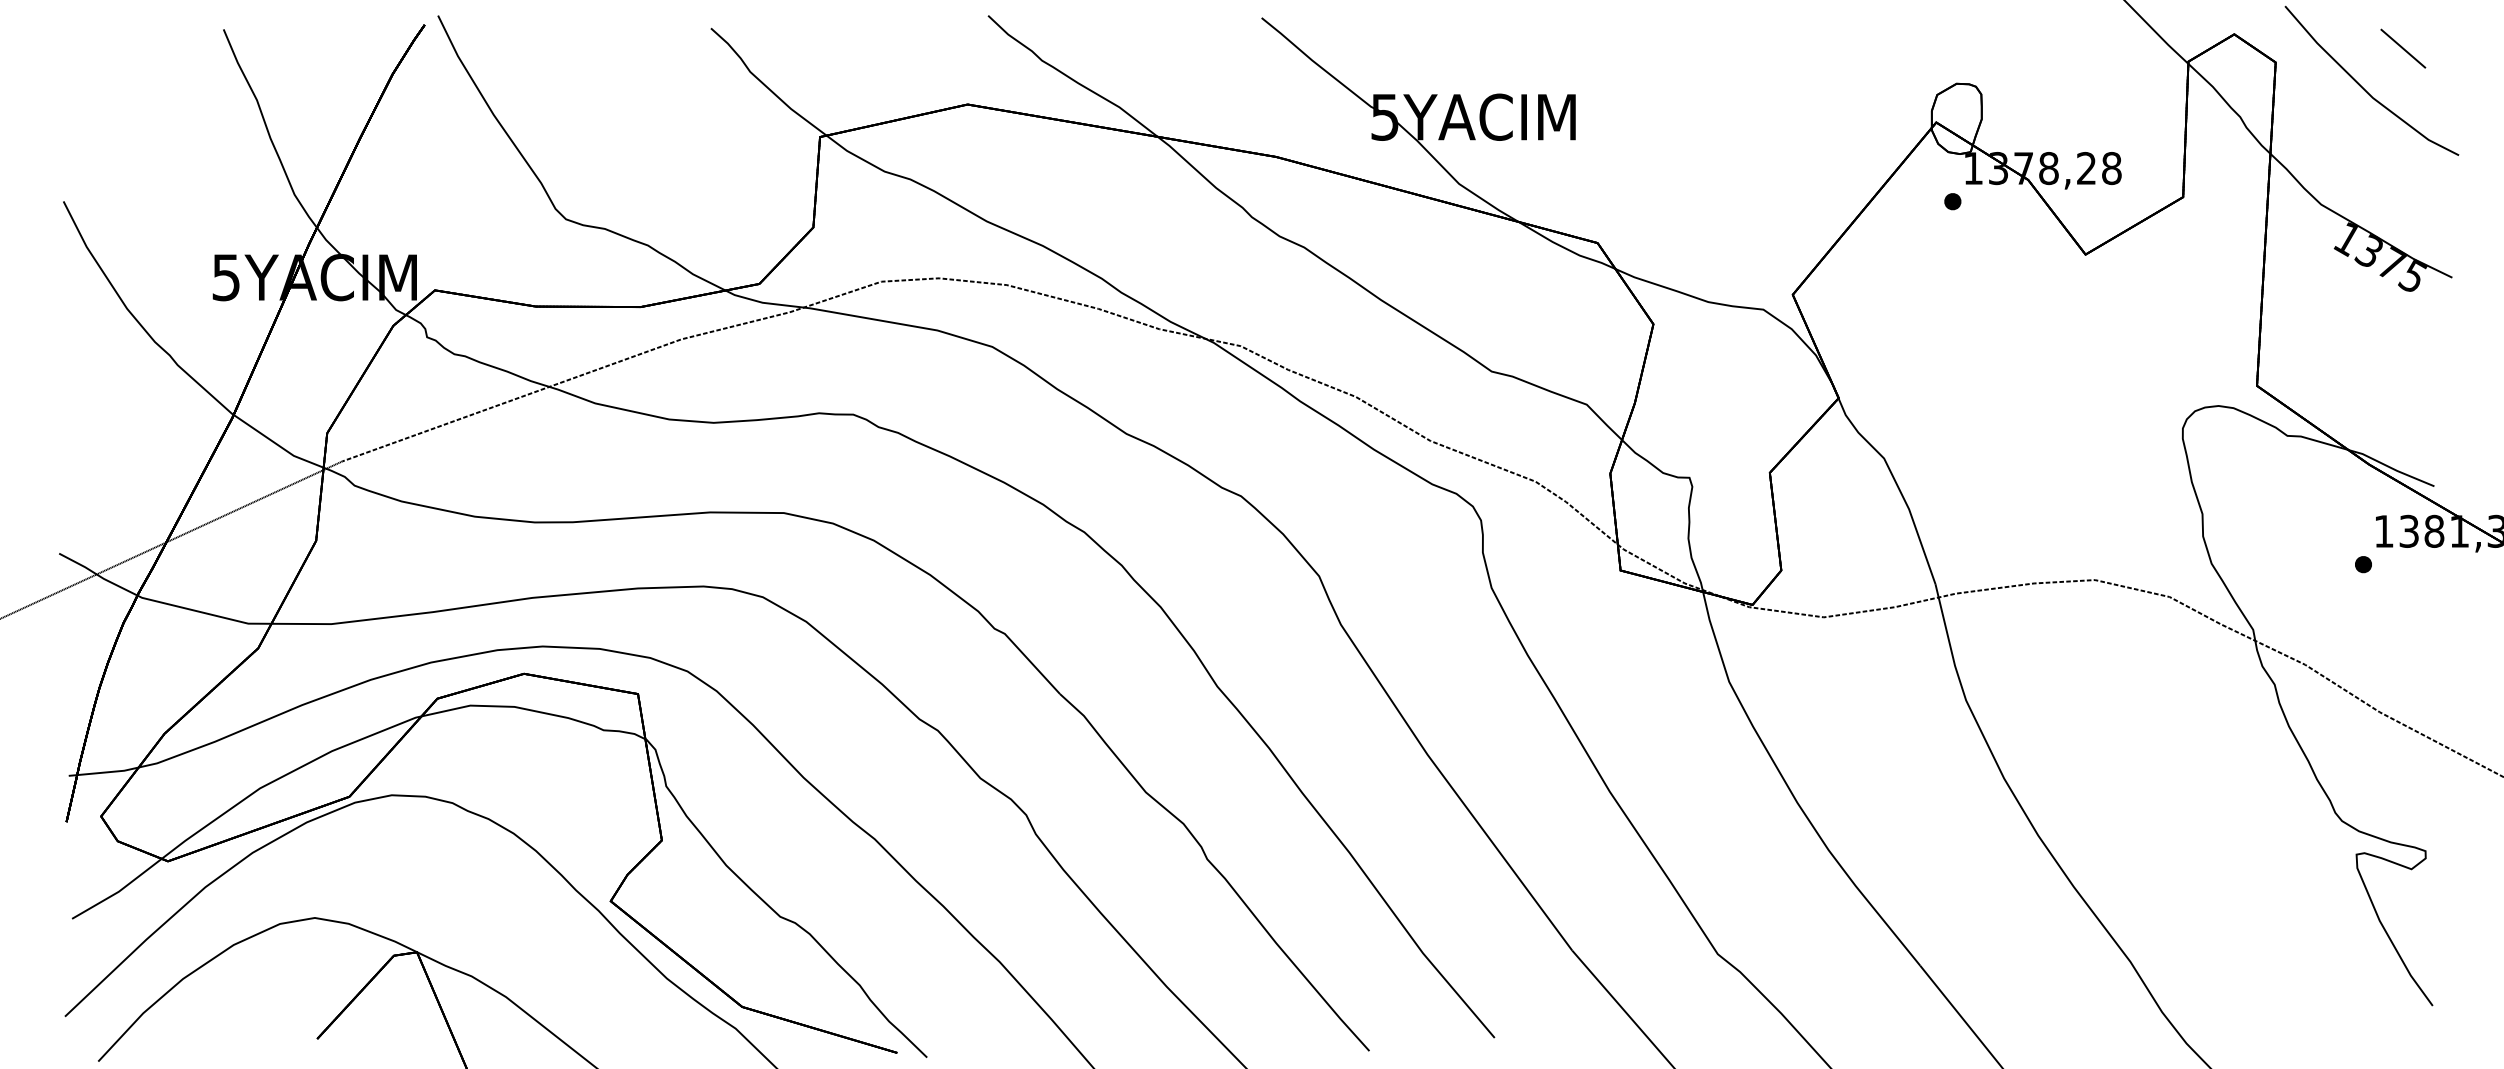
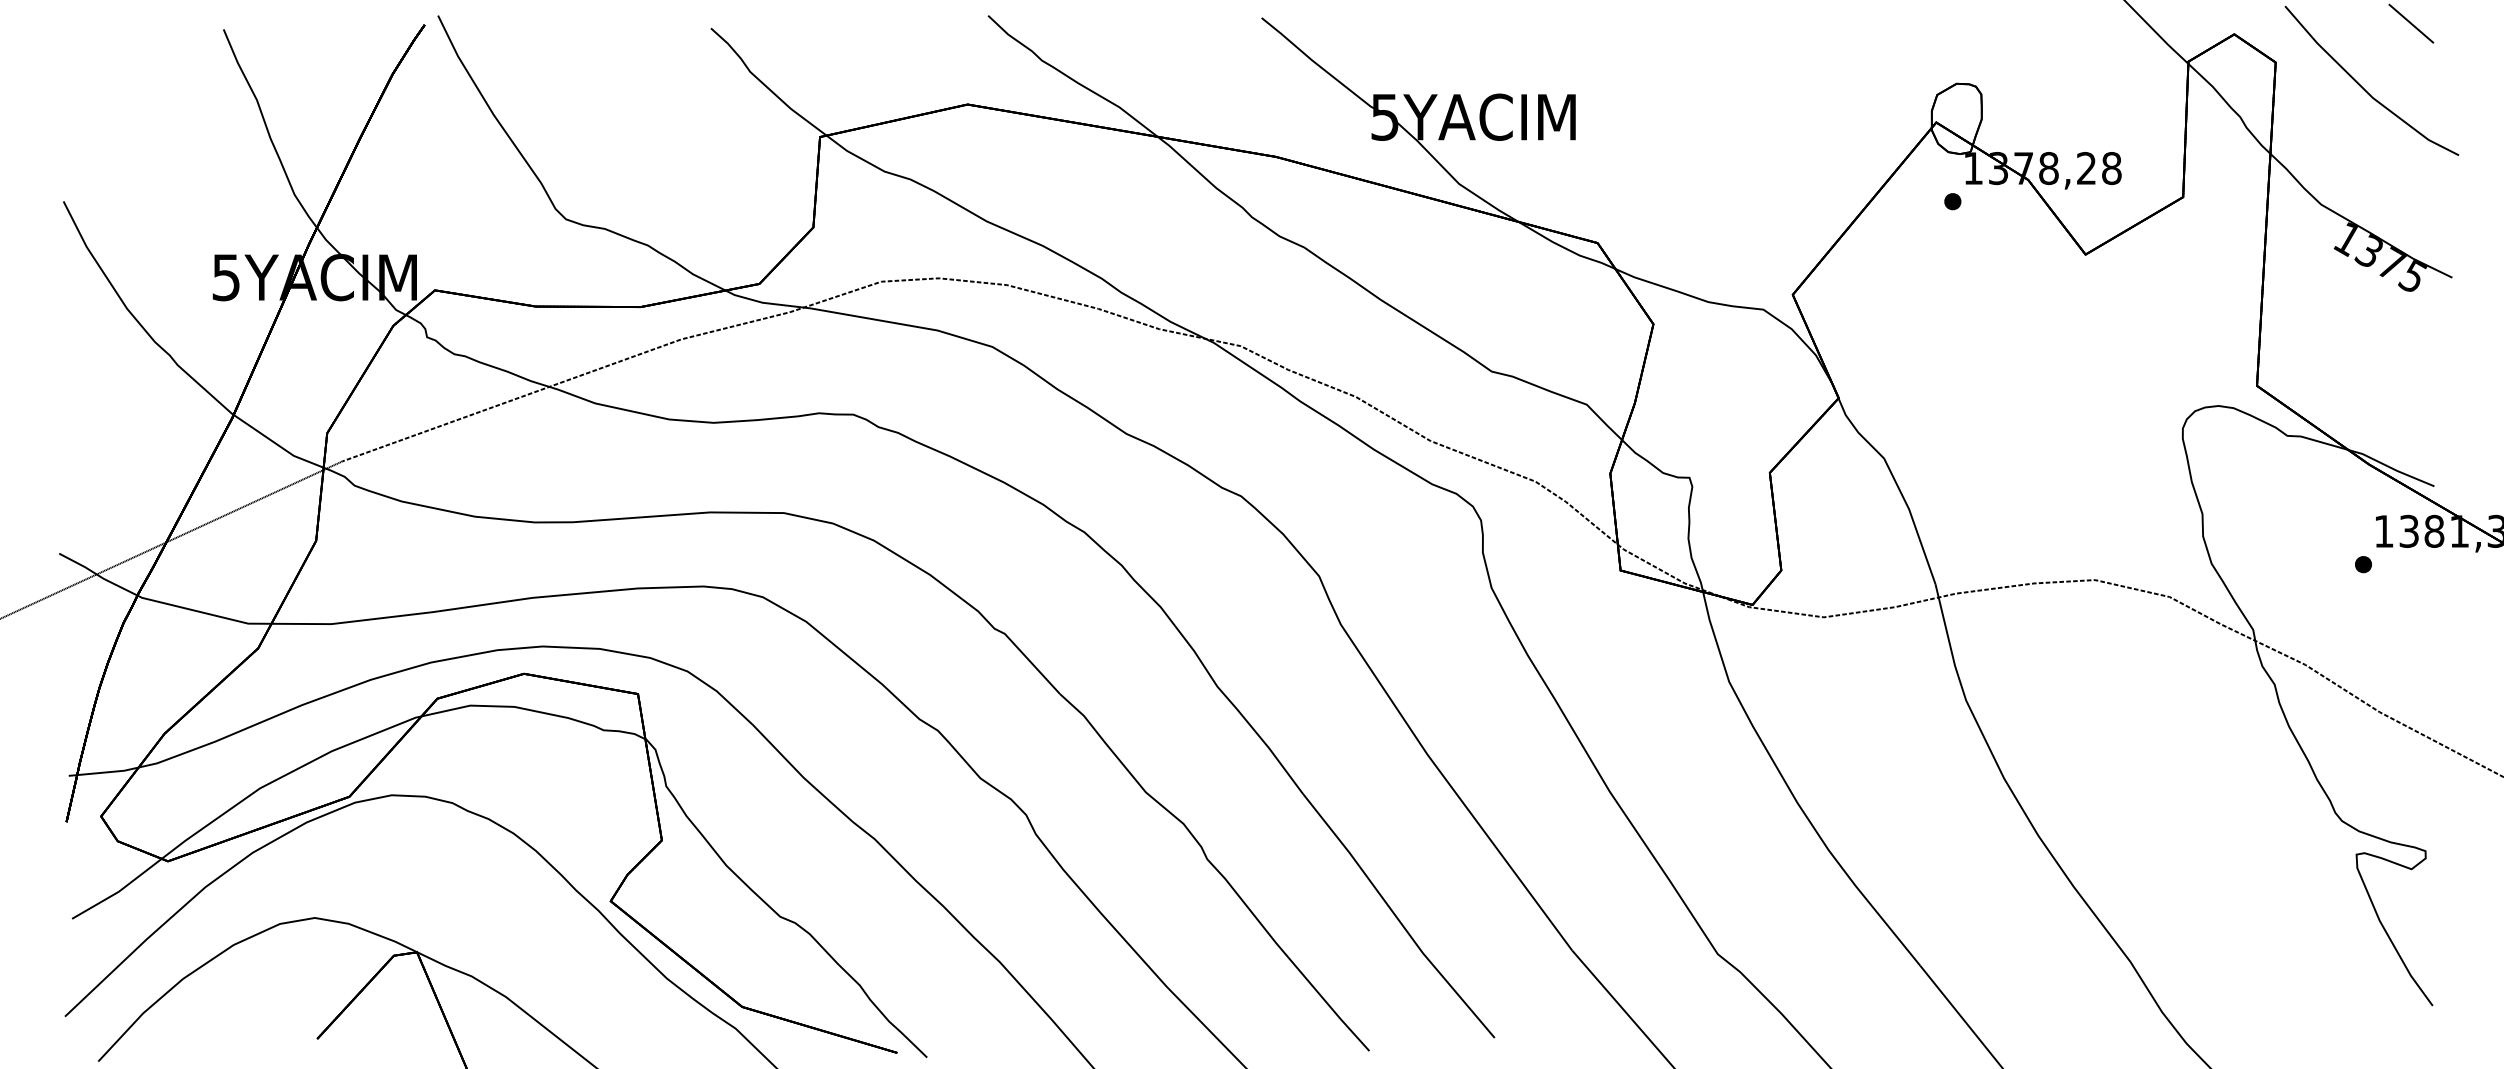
line position: (2403, 48) -> (2411, 23) (2411, 23)
